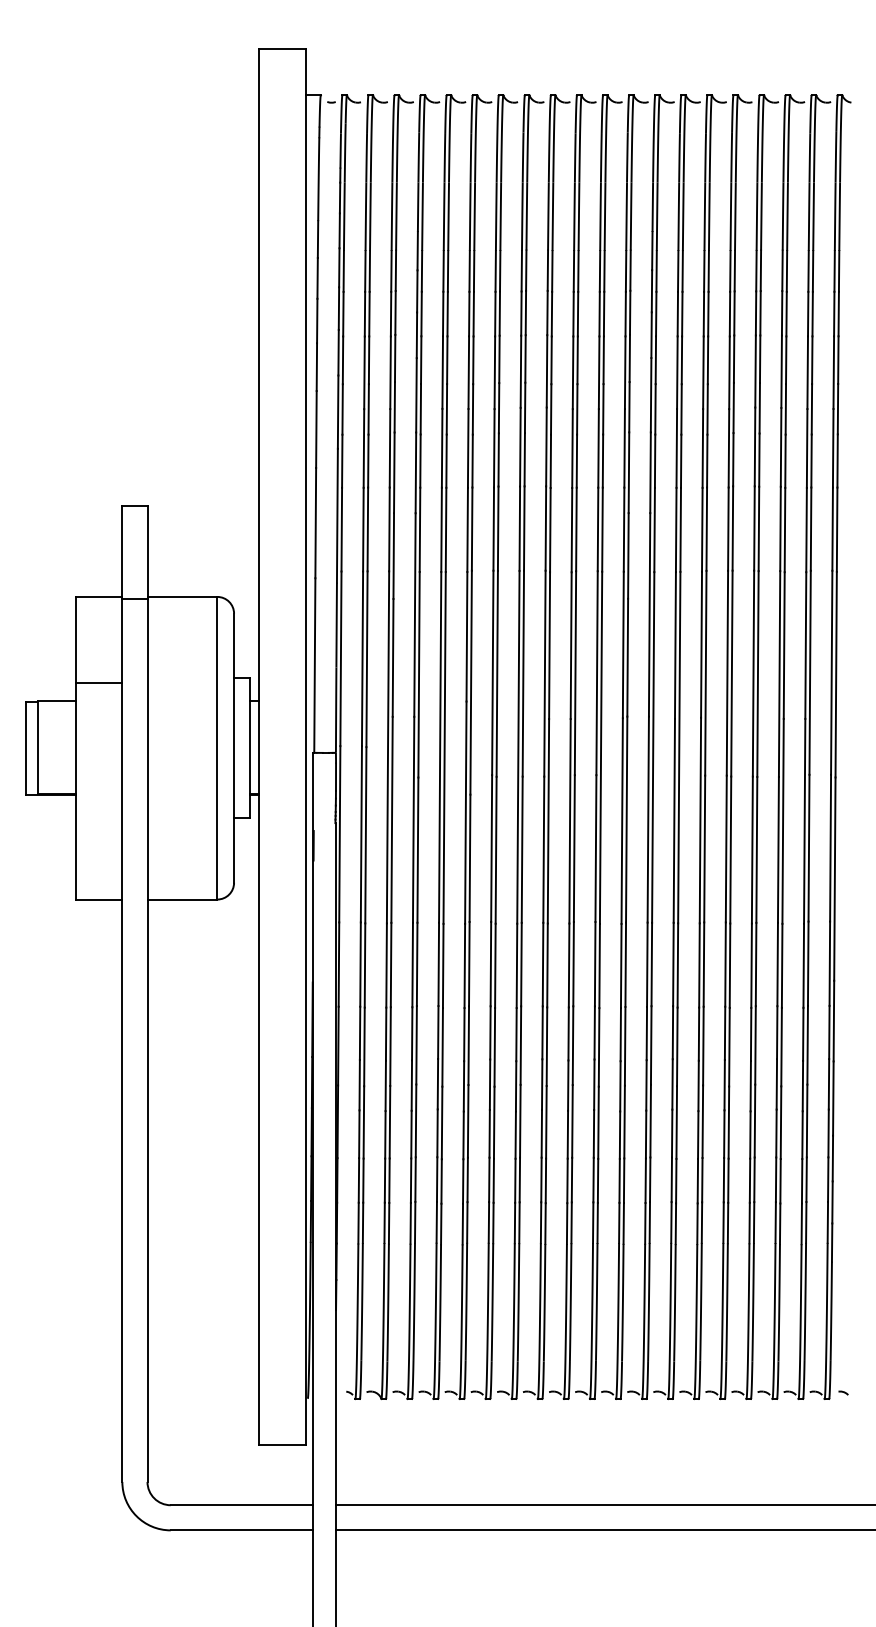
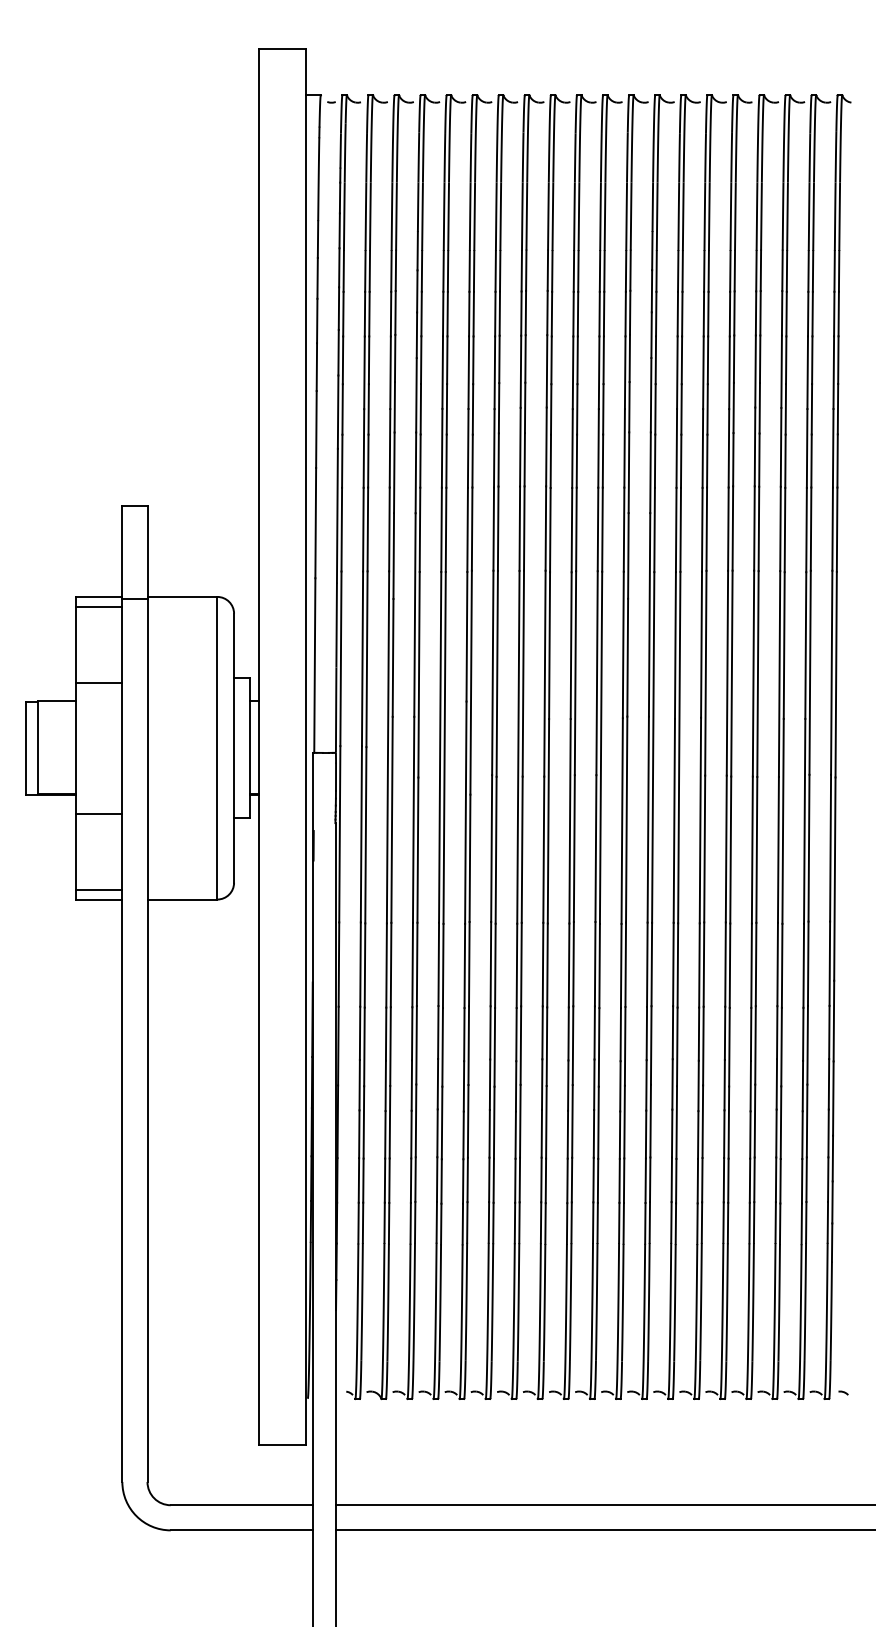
line: none -> present (98, 606)
line: none -> present (98, 813)
line: none -> present (98, 889)
